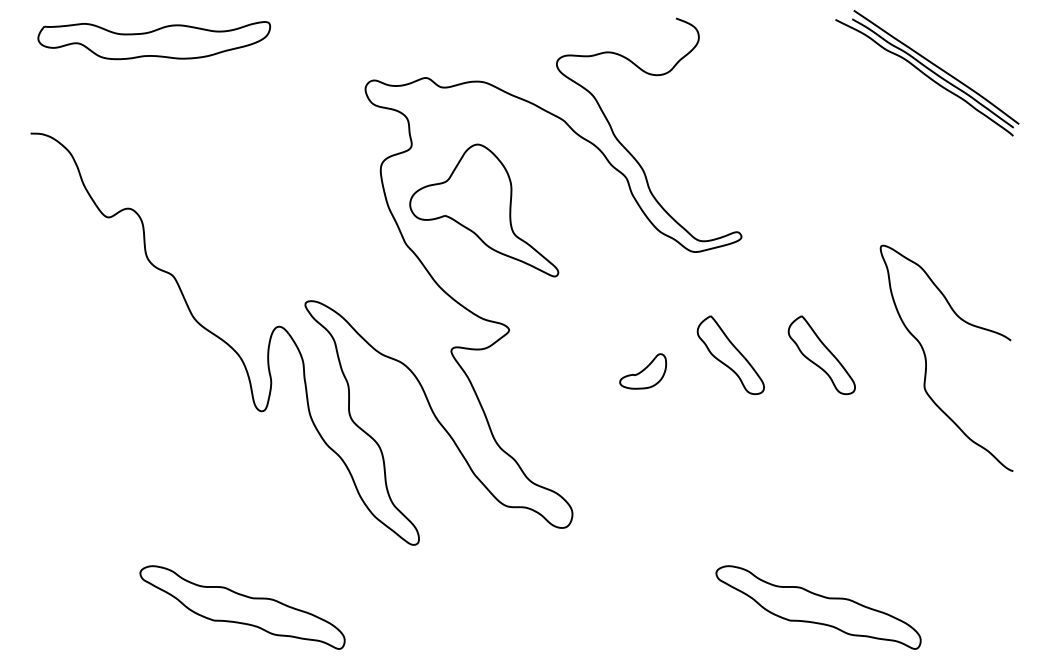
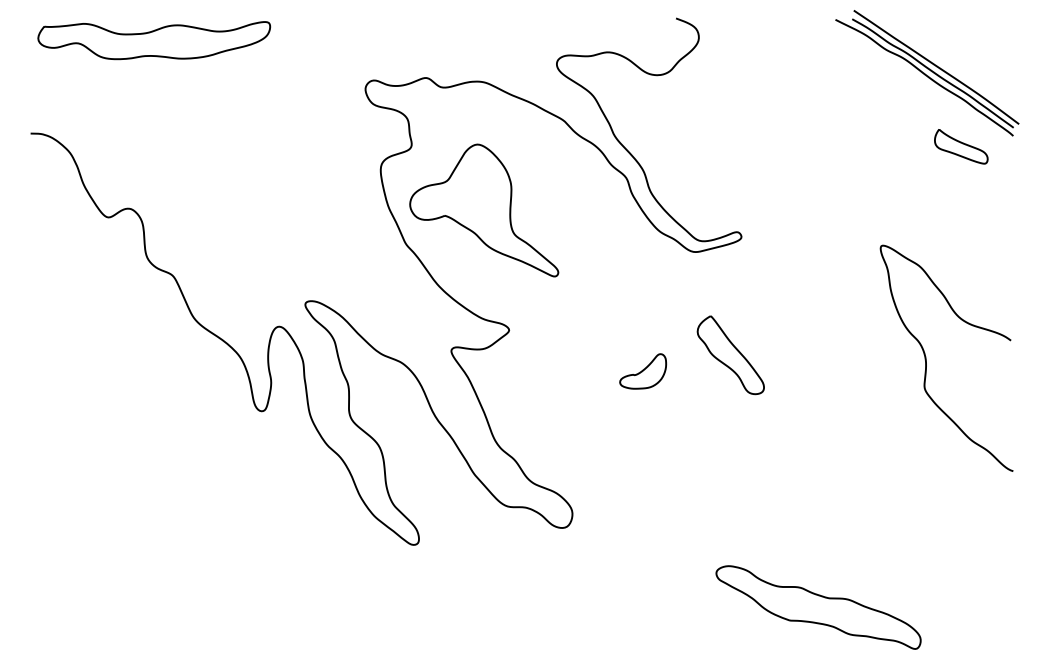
part: none -> present (961, 146)
part: present -> none (821, 355)
part: present -> none (242, 607)
